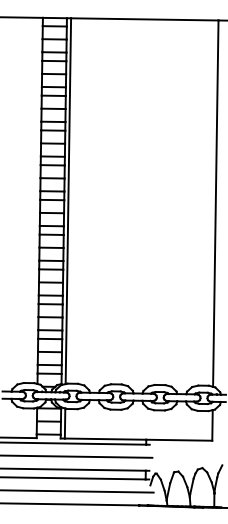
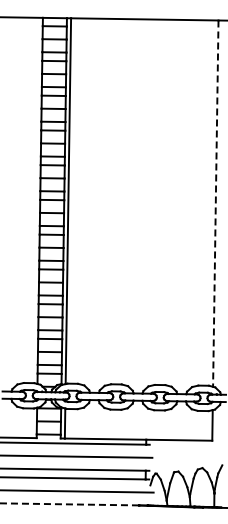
line: solid -> dashed (215, 204)
line: solid -> dashed (69, 504)
